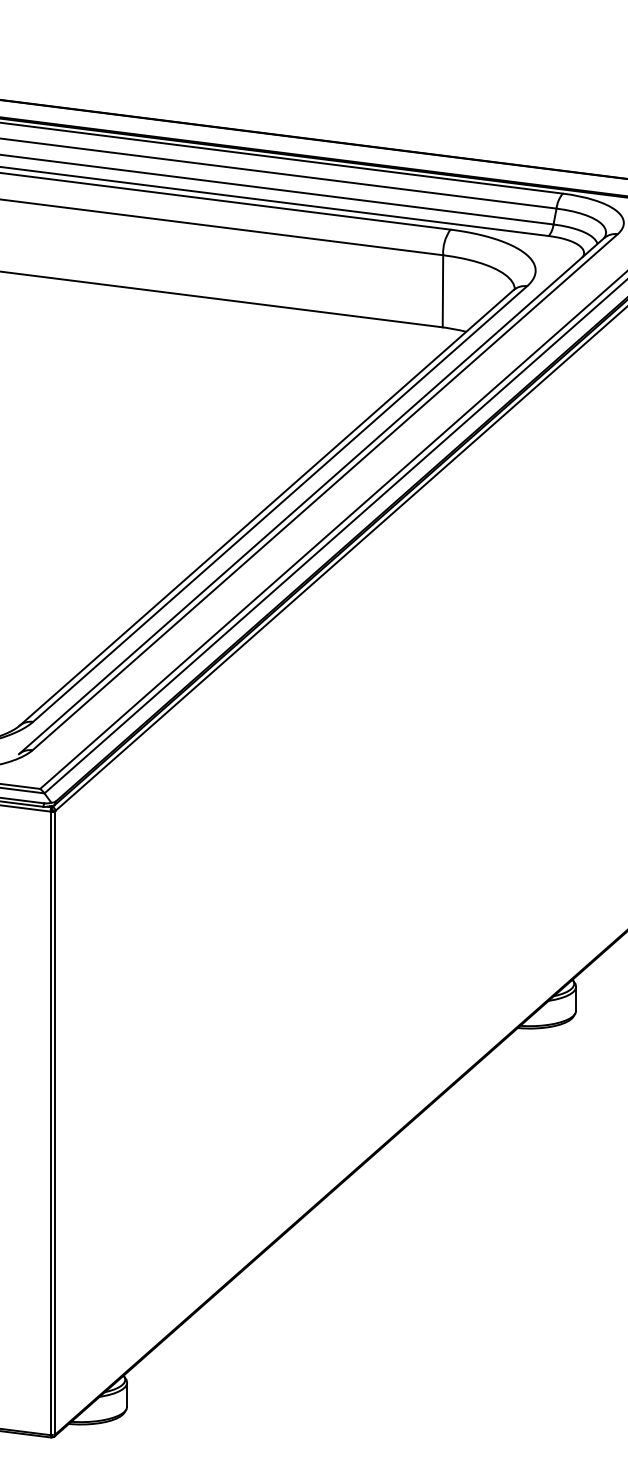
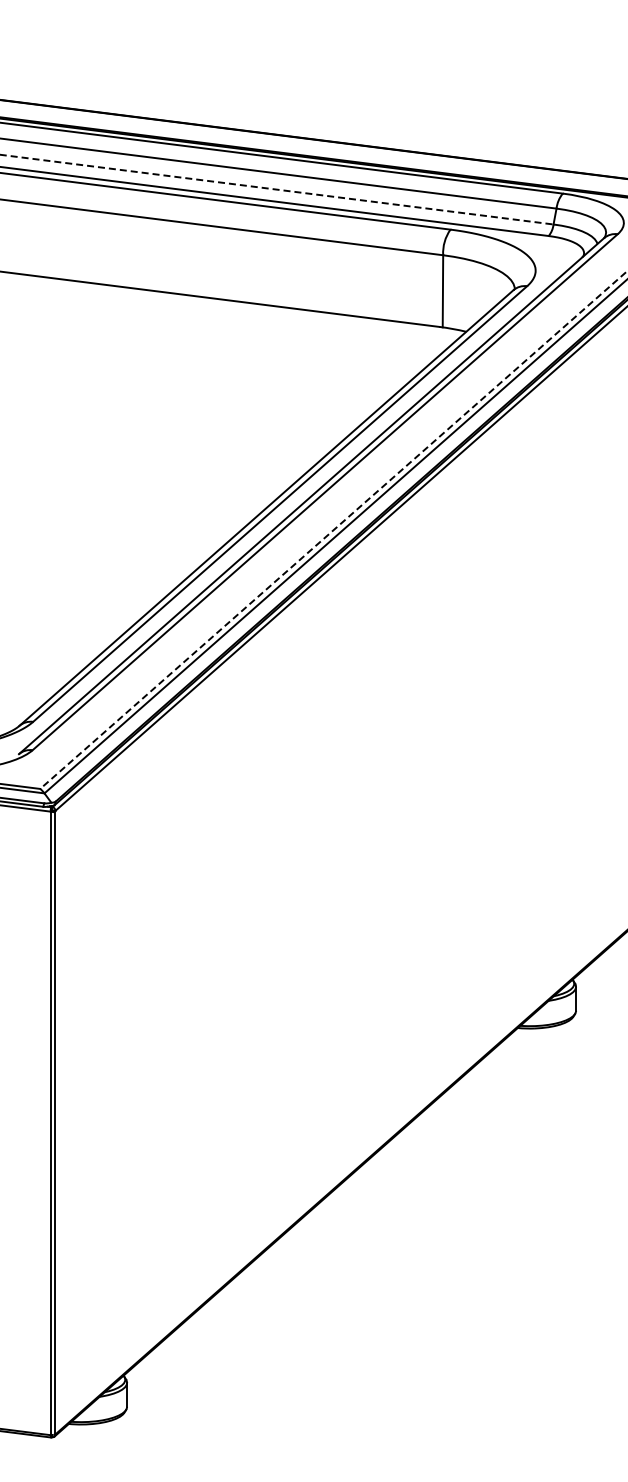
line: solid -> dashed (277, 189)
line: solid -> dashed (333, 529)
